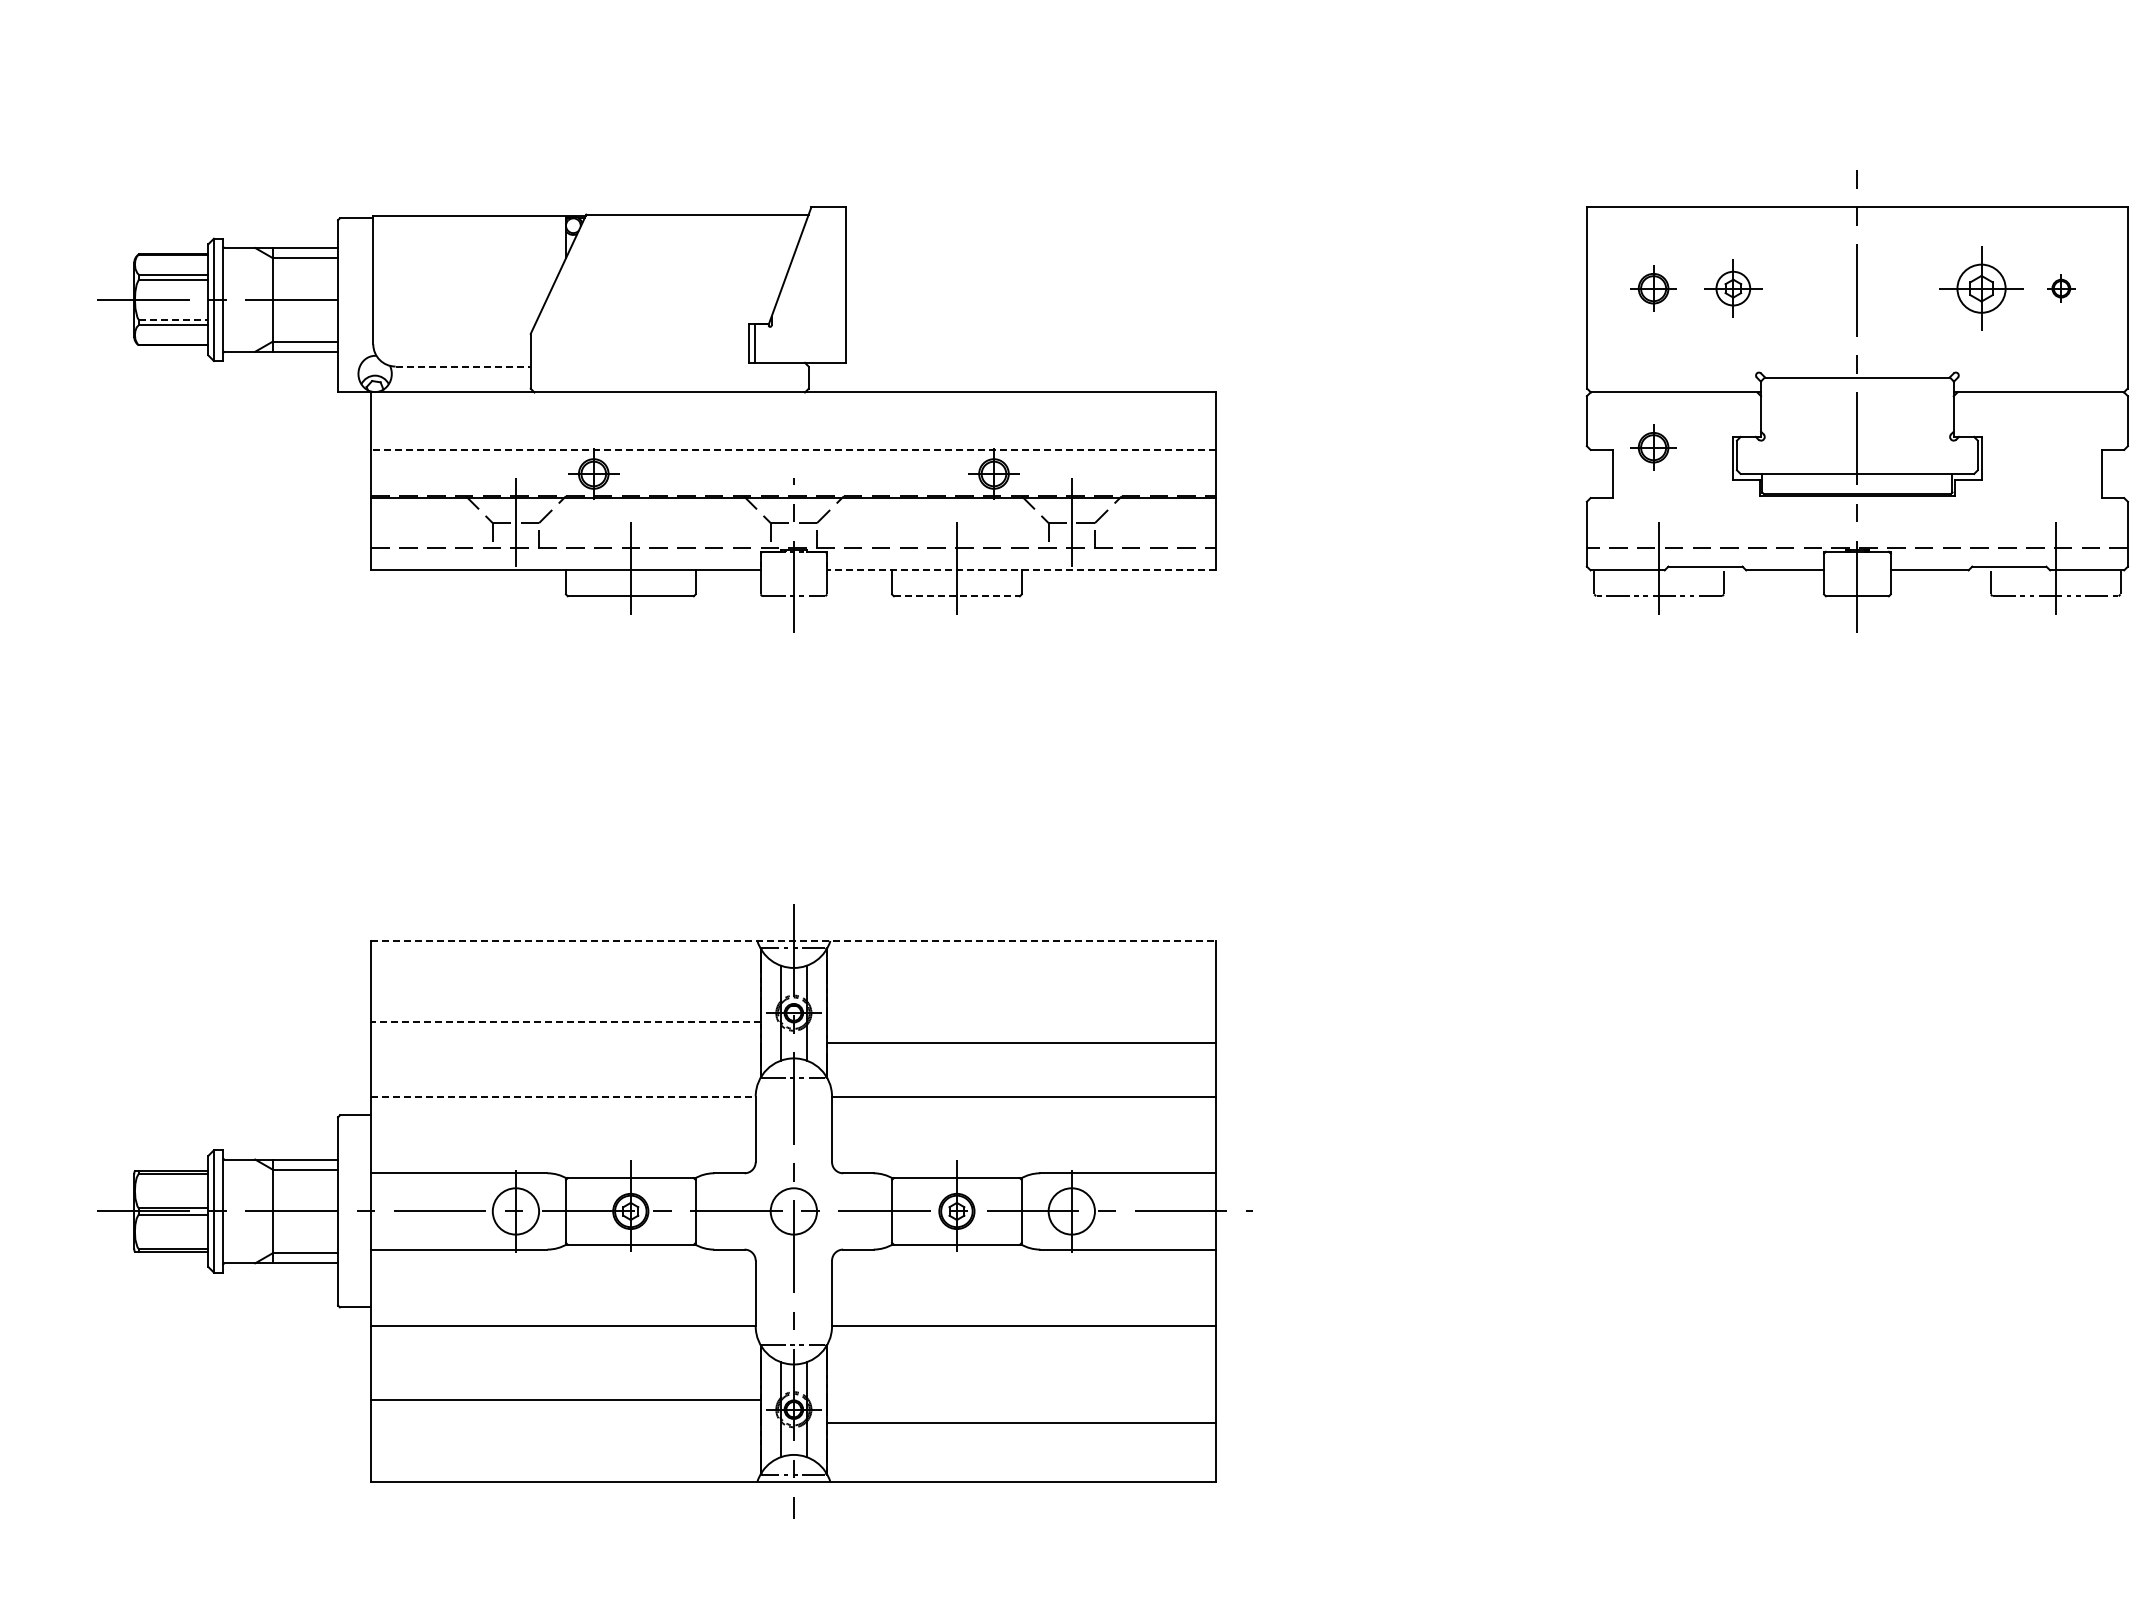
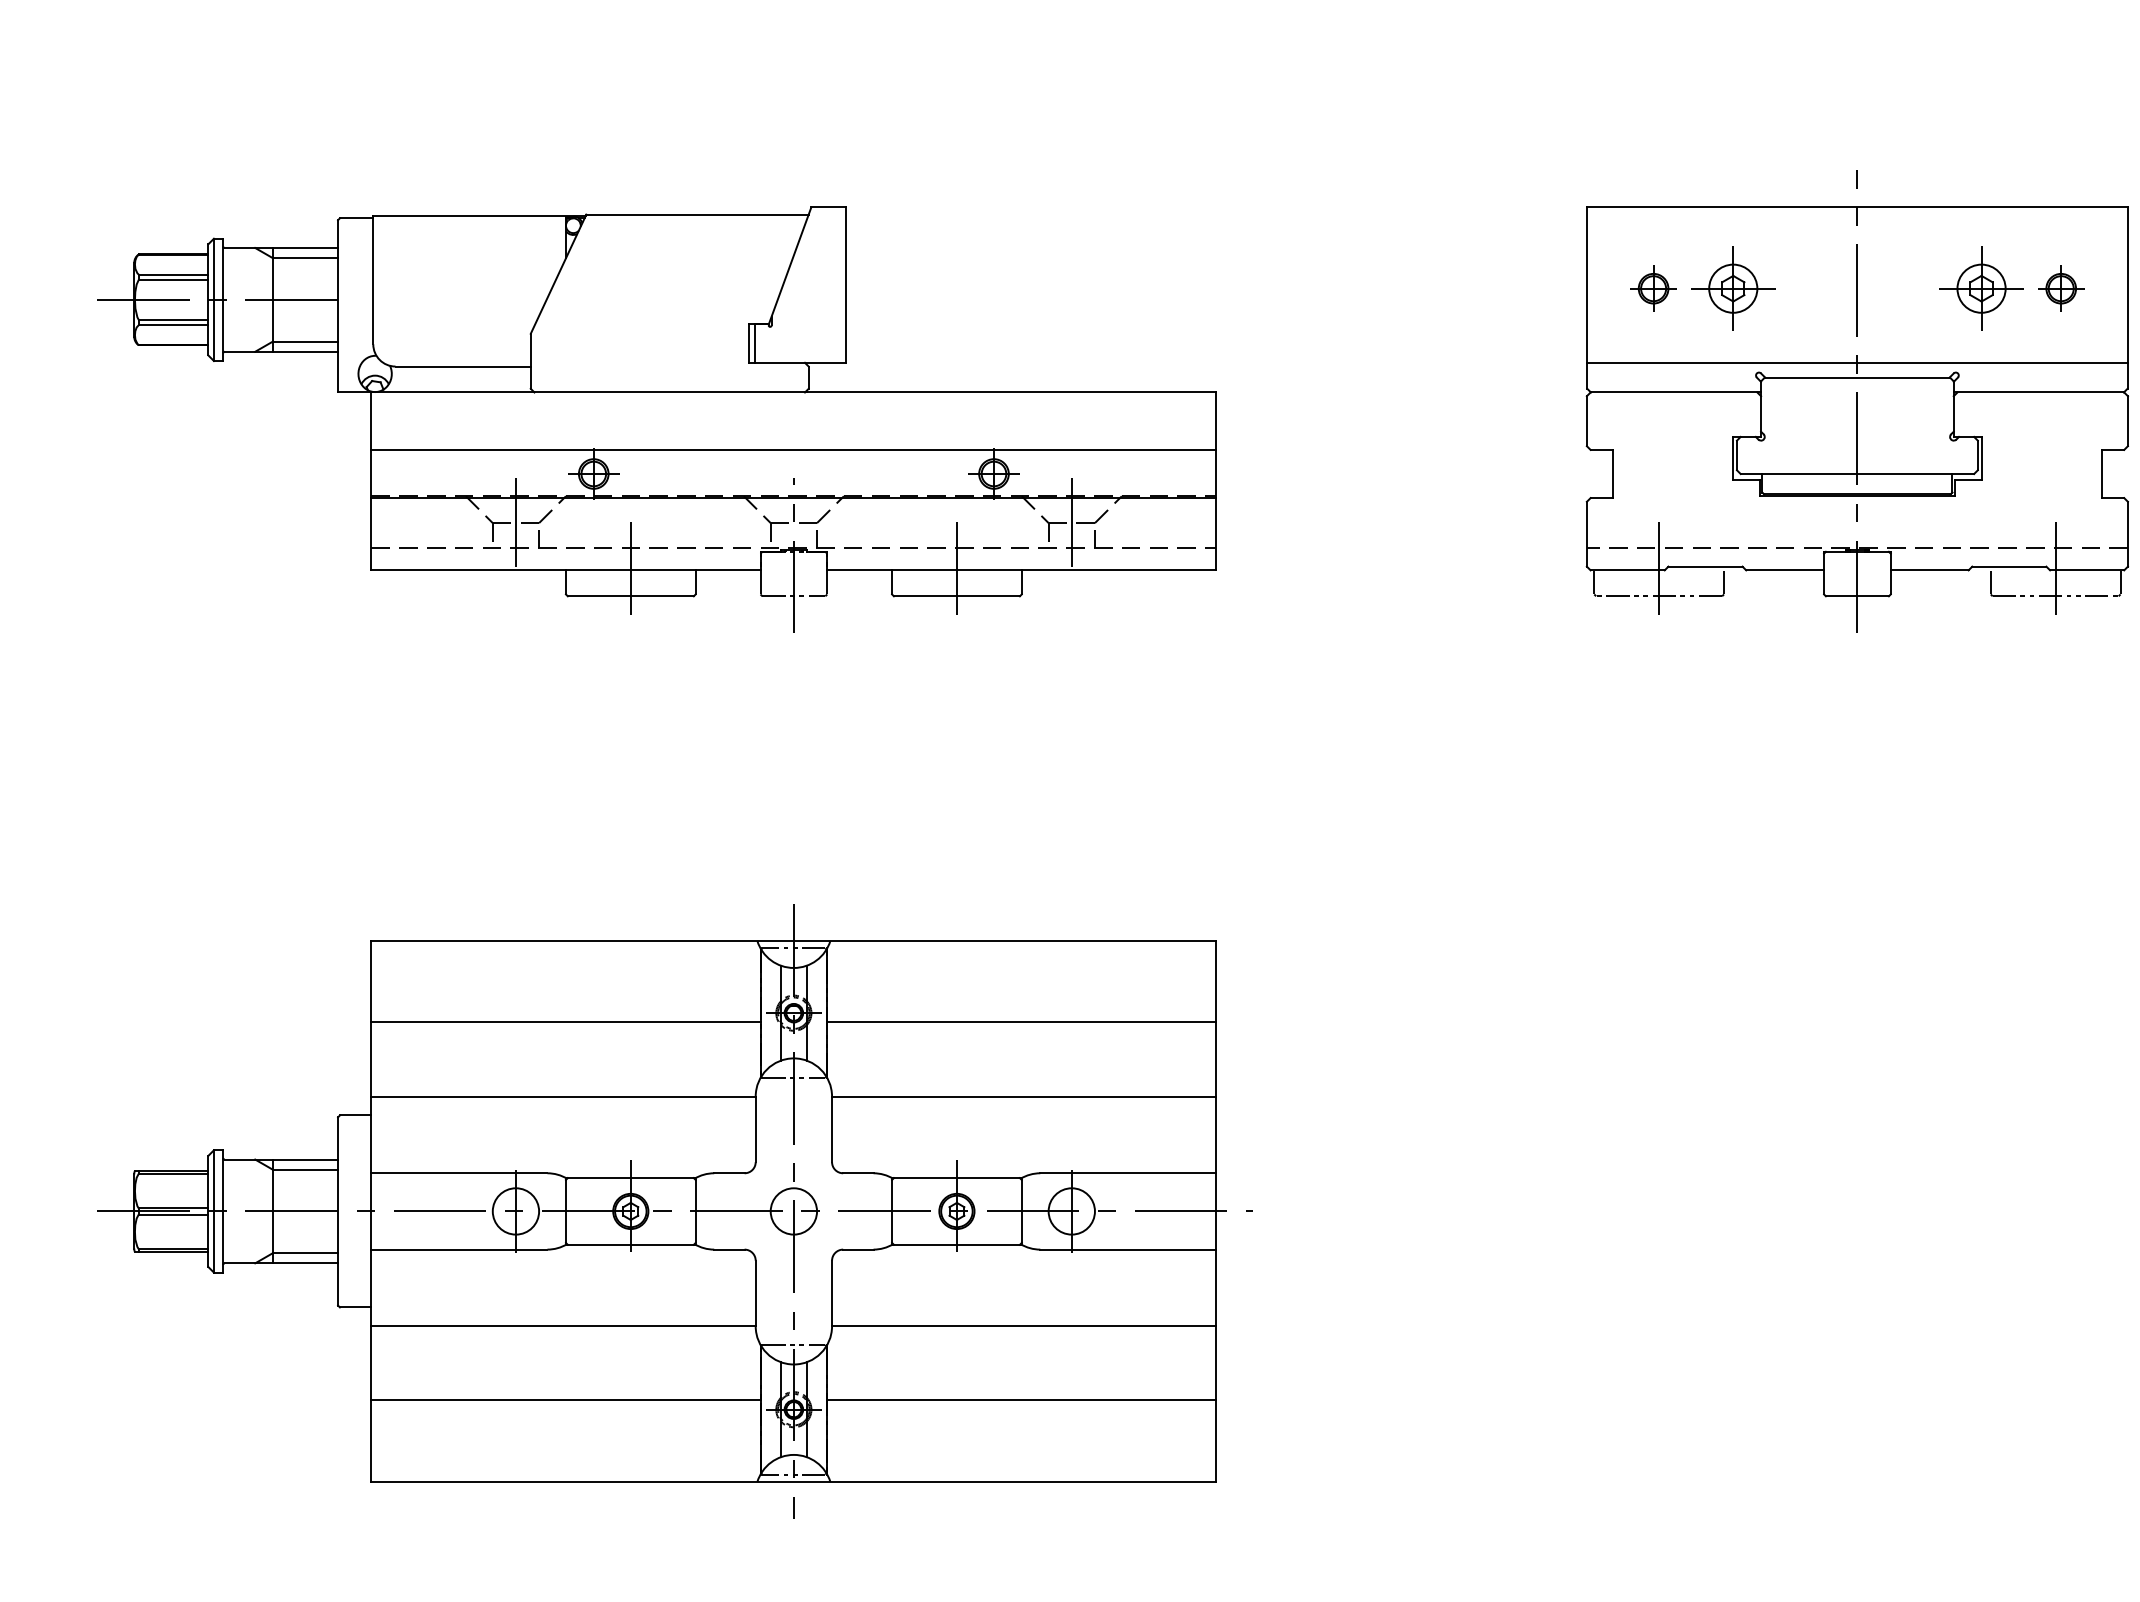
part size: 59x59 px -> 85x85 px (1733, 288)
part size: 29x29 px -> 47x47 px (2061, 288)
line: dashed -> solid (173, 319)
line: none -> present (1857, 362)
line: dashed -> solid (463, 366)
part: present -> none (1653, 447)
line: dashed -> solid (793, 449)
line: dashed -> solid (1021, 570)
line: dashed -> solid (956, 596)
line: dashed -> solid (794, 940)
line: dashed -> solid (565, 1022)
line position: (1021, 1043) -> (1021, 1022) (1021, 1022)
line: dashed -> solid (564, 1096)
line position: (1021, 1423) -> (1021, 1400) (1021, 1400)
